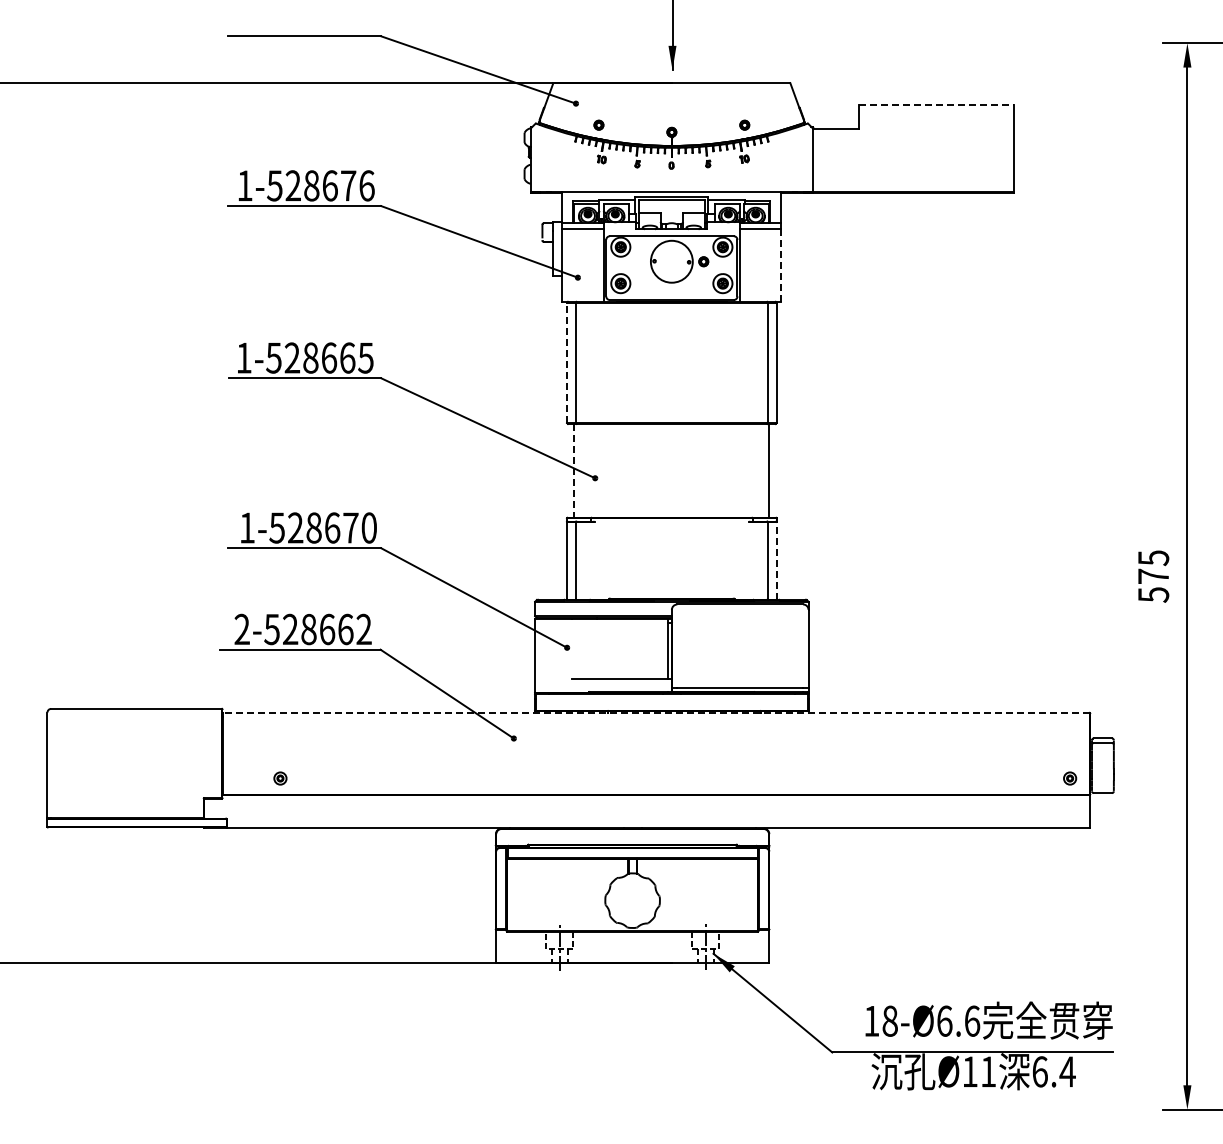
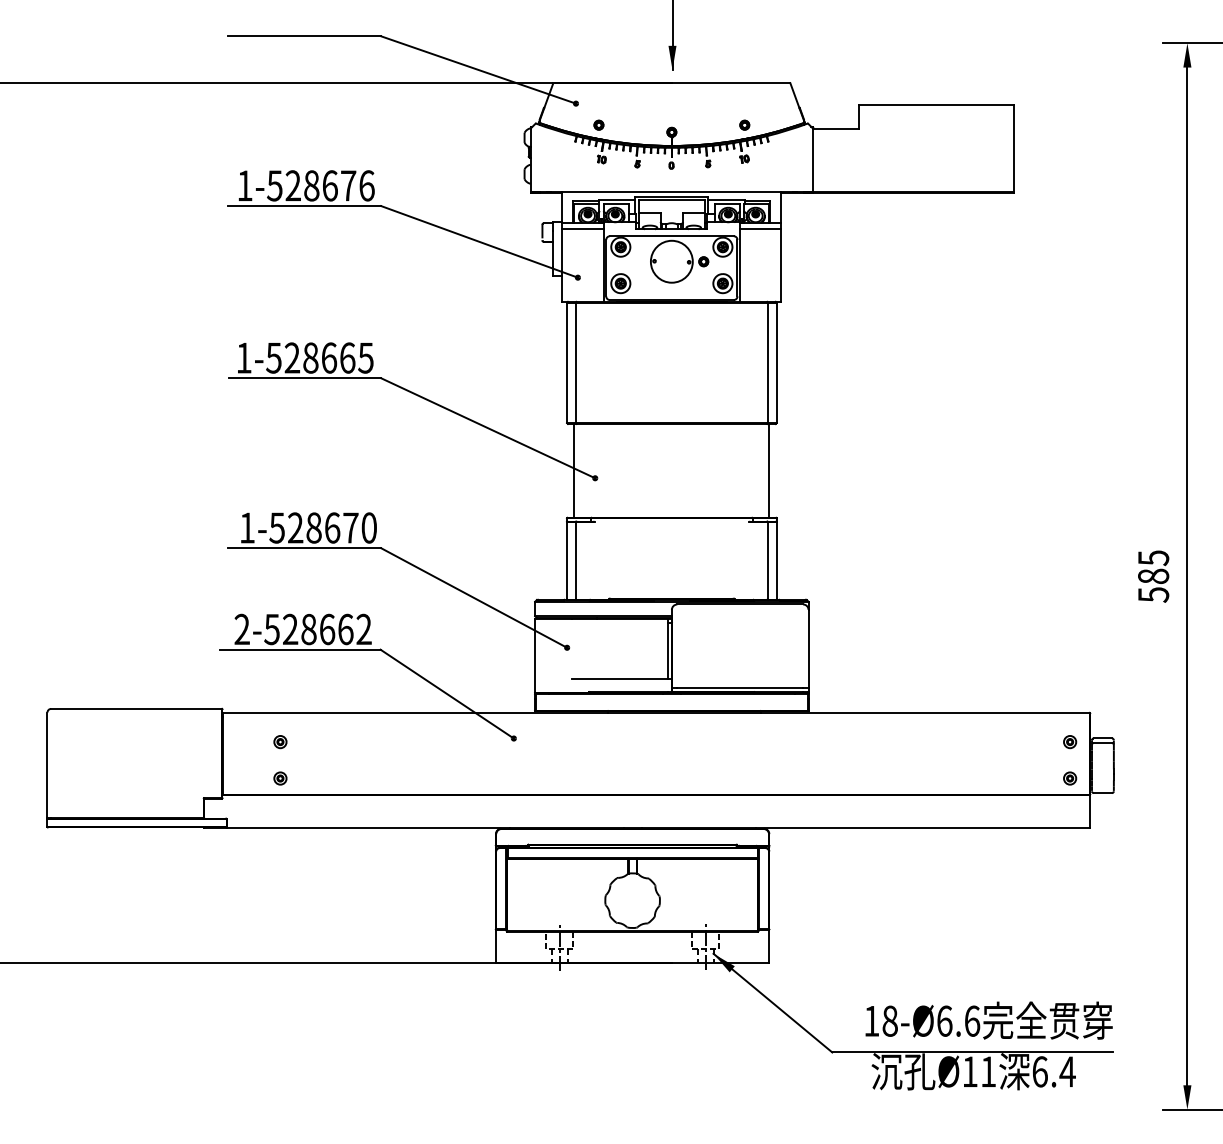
line: dashed -> solid (936, 105)
line: dashed -> solid (781, 265)
line: dashed -> solid (567, 362)
line: dashed -> solid (574, 470)
line: dashed -> solid (776, 560)
text: 575 -> 585 (1153, 575)
line: dashed -> solid (655, 712)
part: none -> present (280, 742)
part: none -> present (1070, 742)
